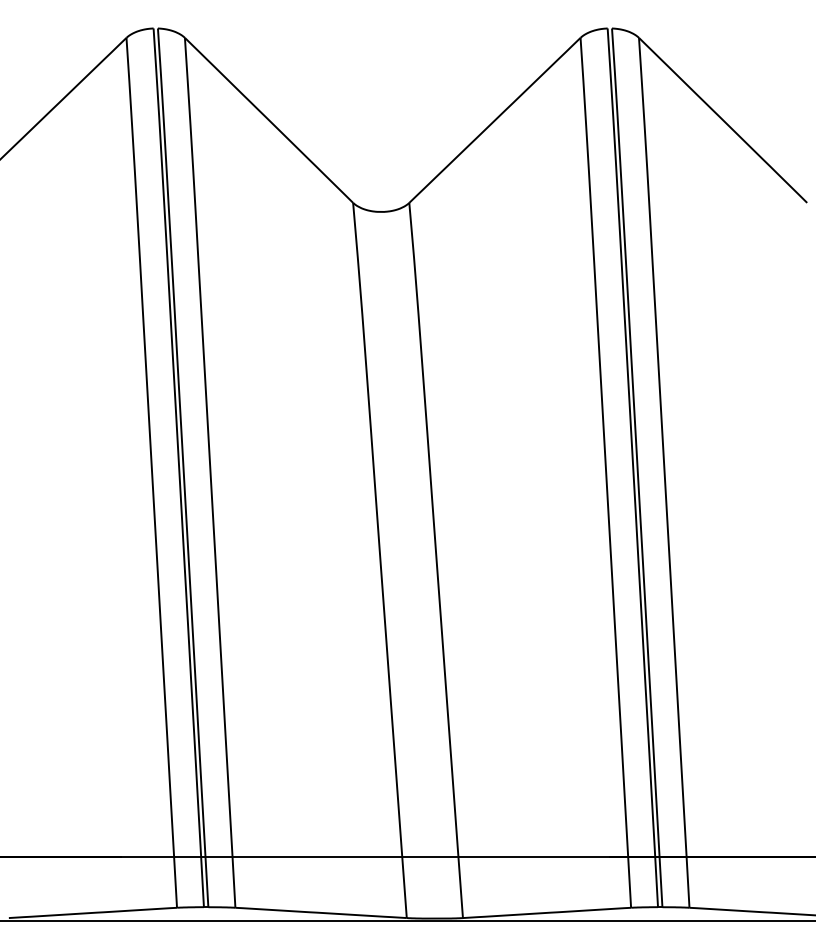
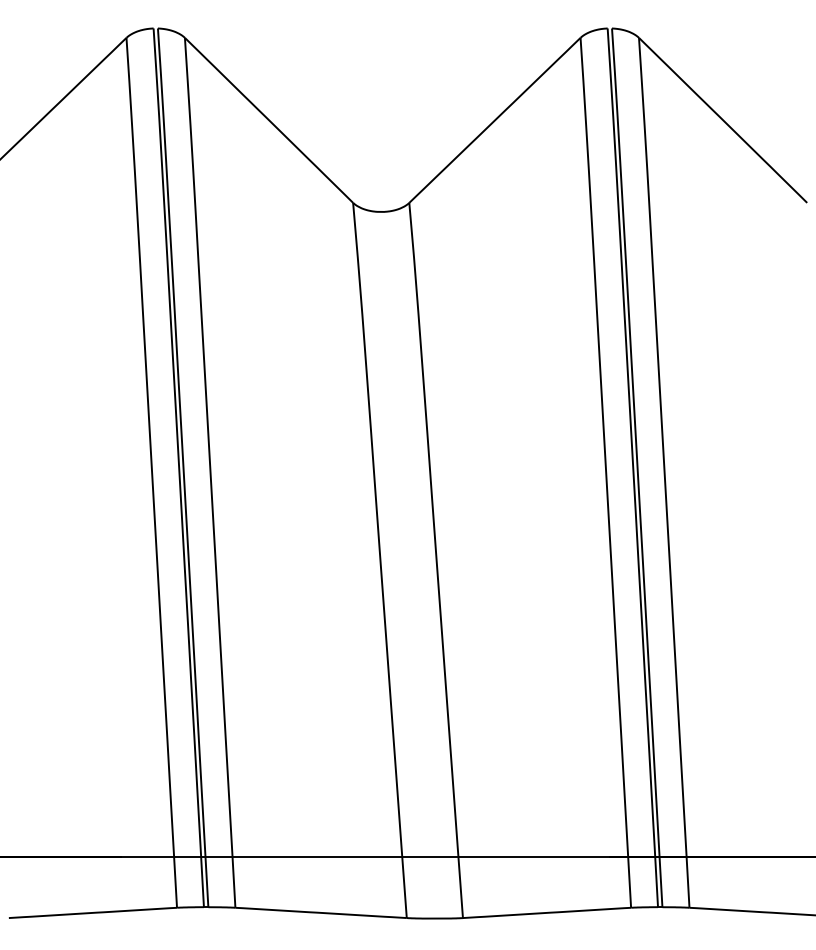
line: present -> none (407, 921)
